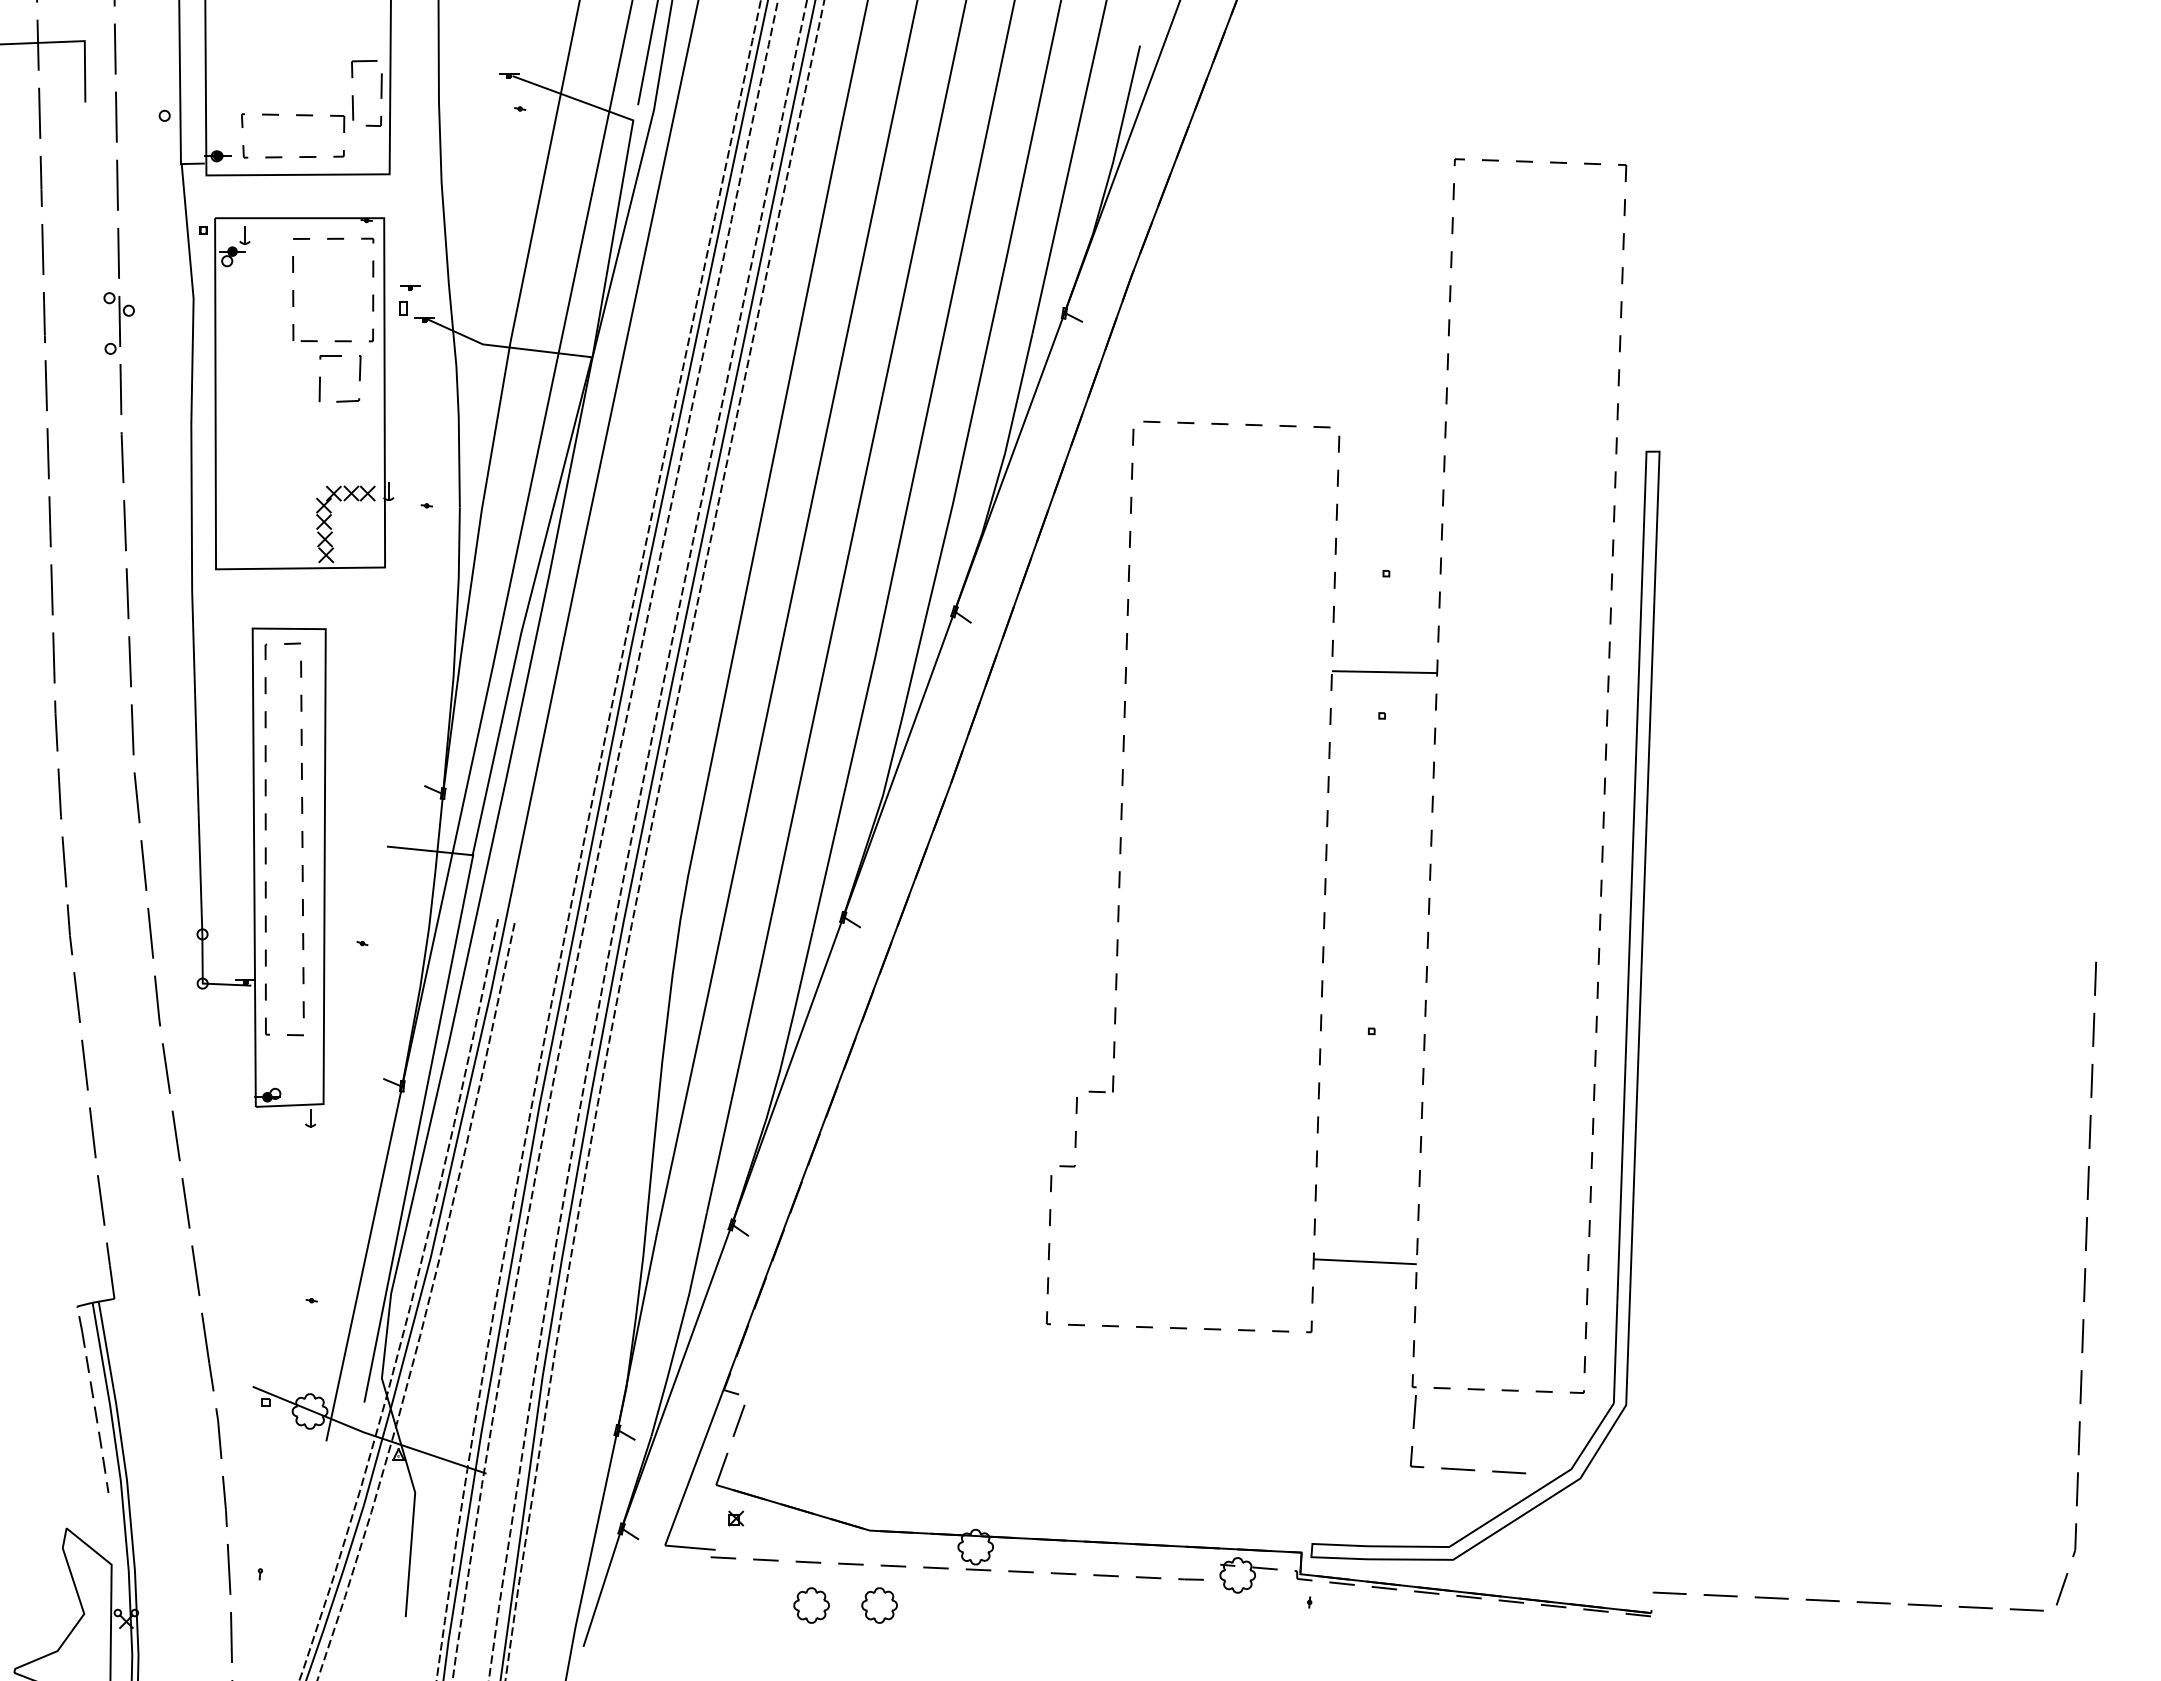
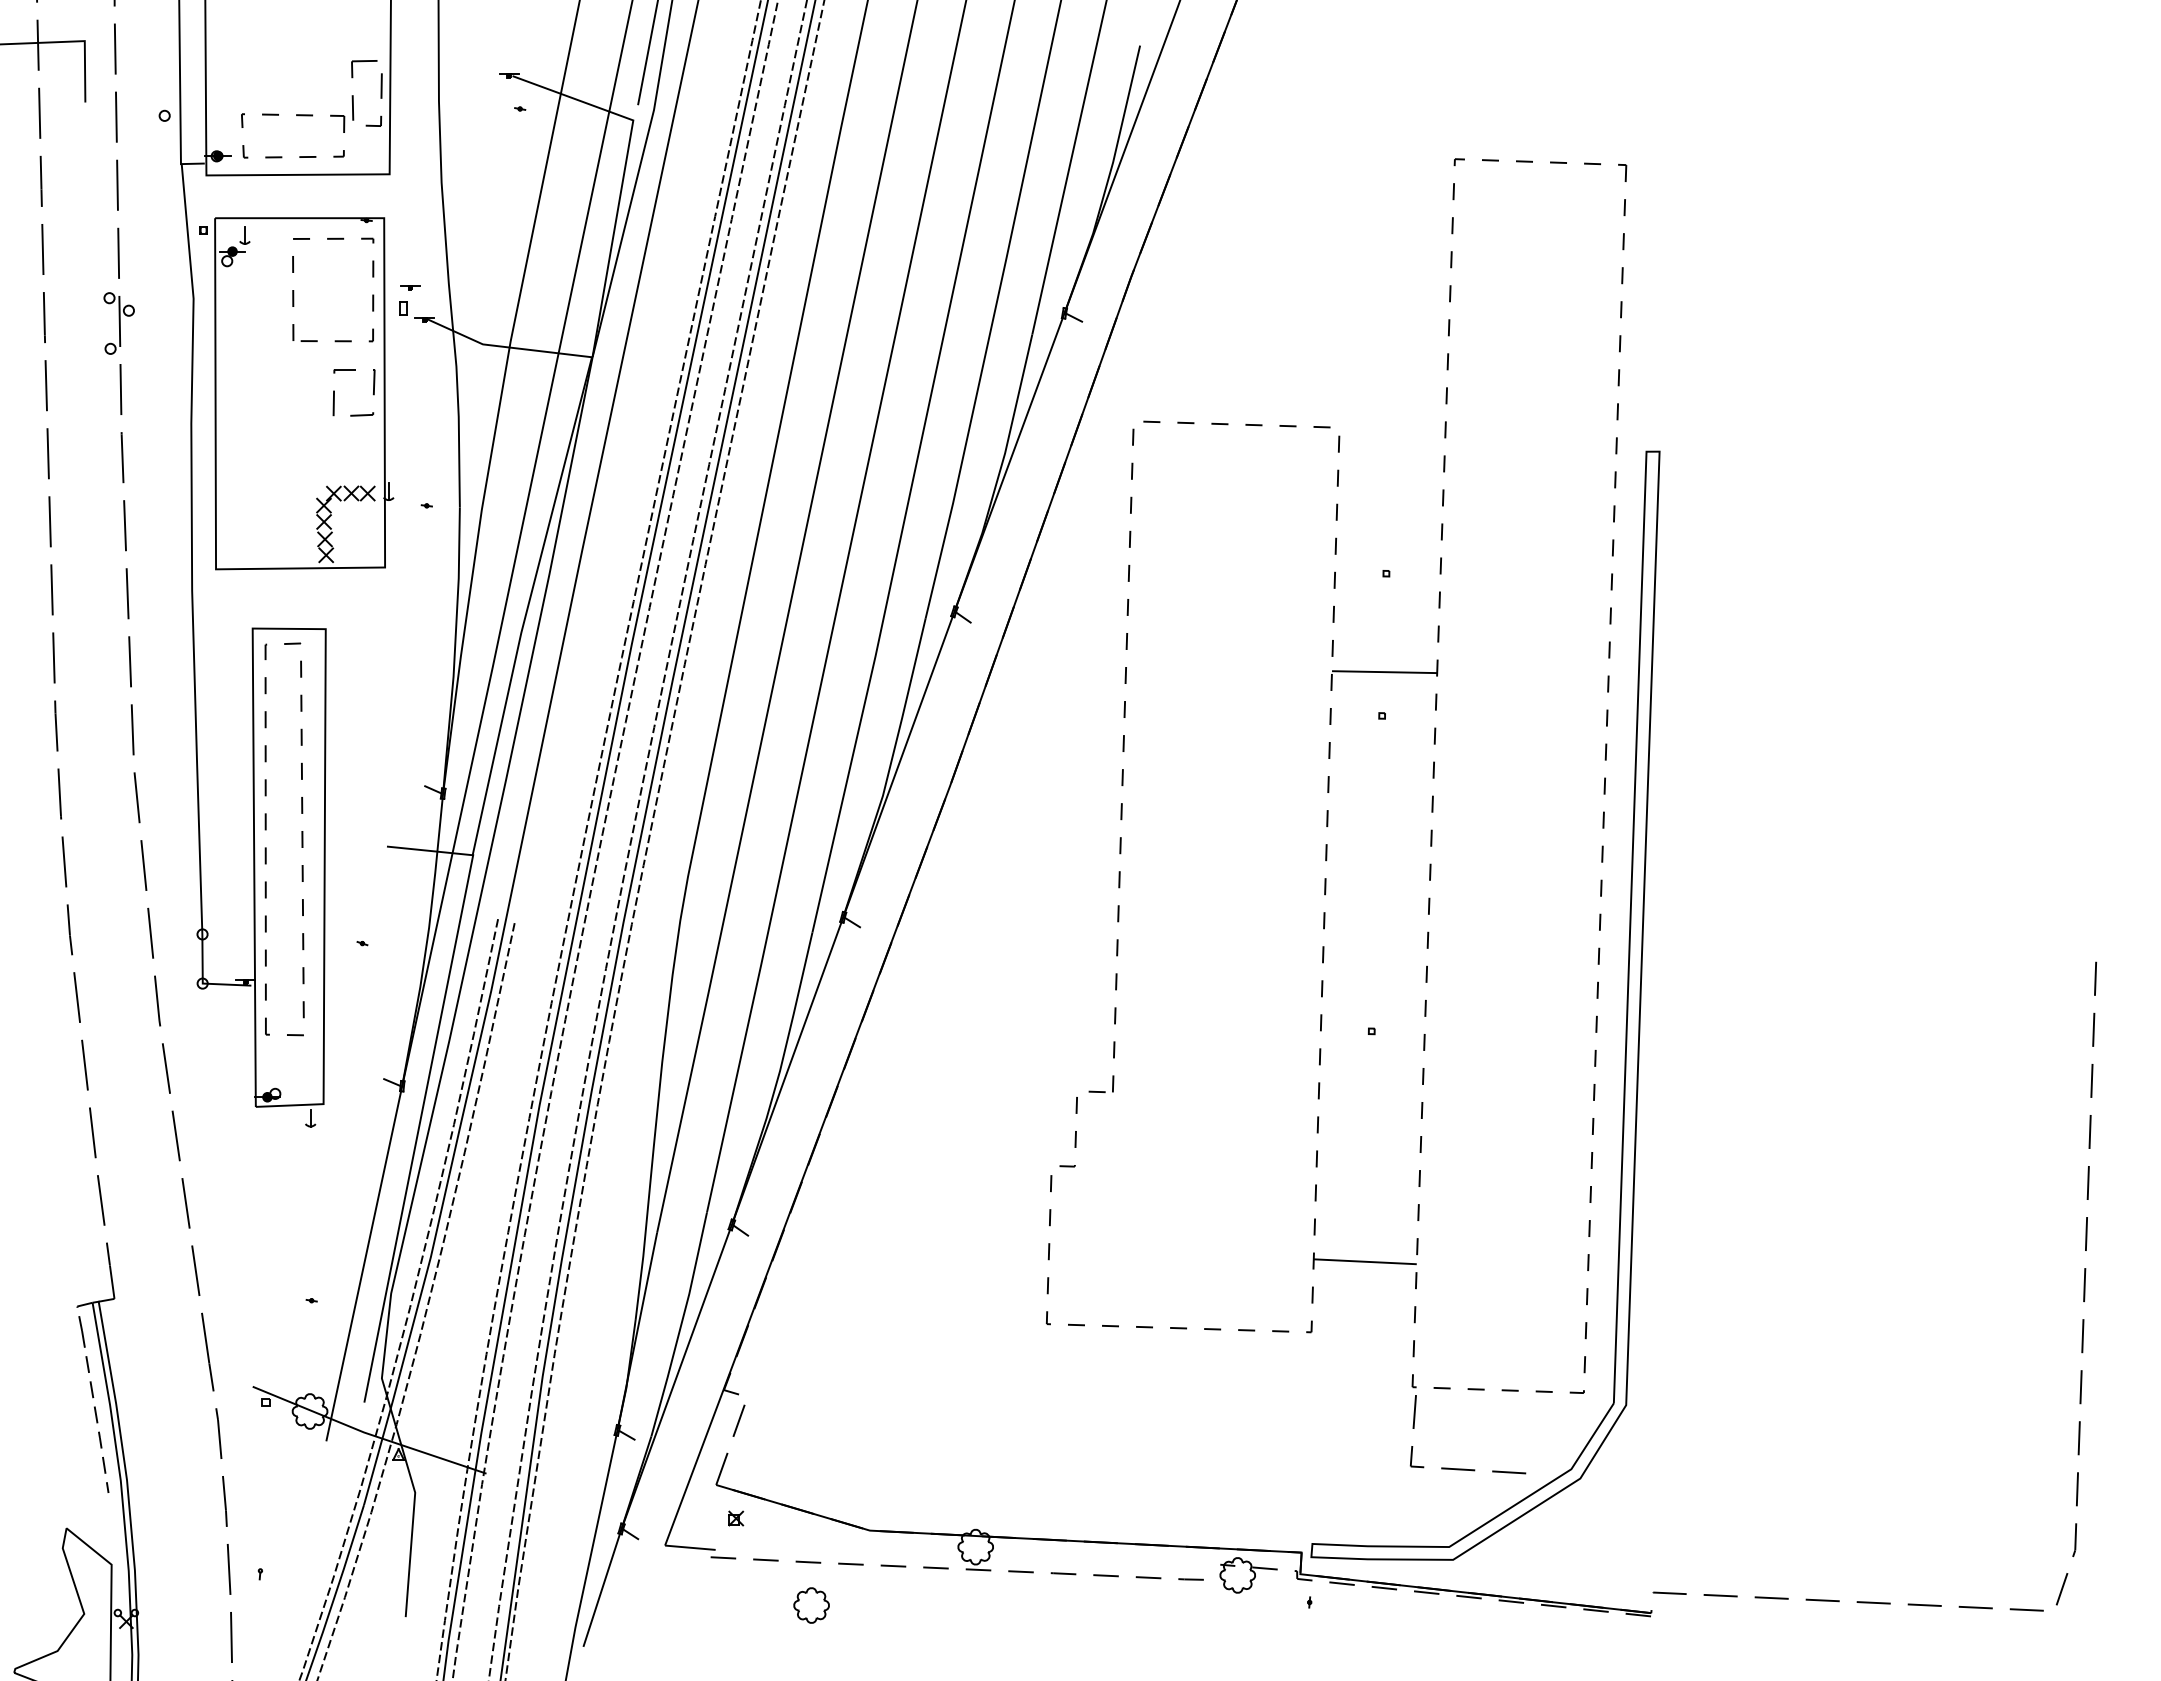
part position: (320, 378) -> (334, 392) (334, 392)
part: present -> none (879, 1605)
